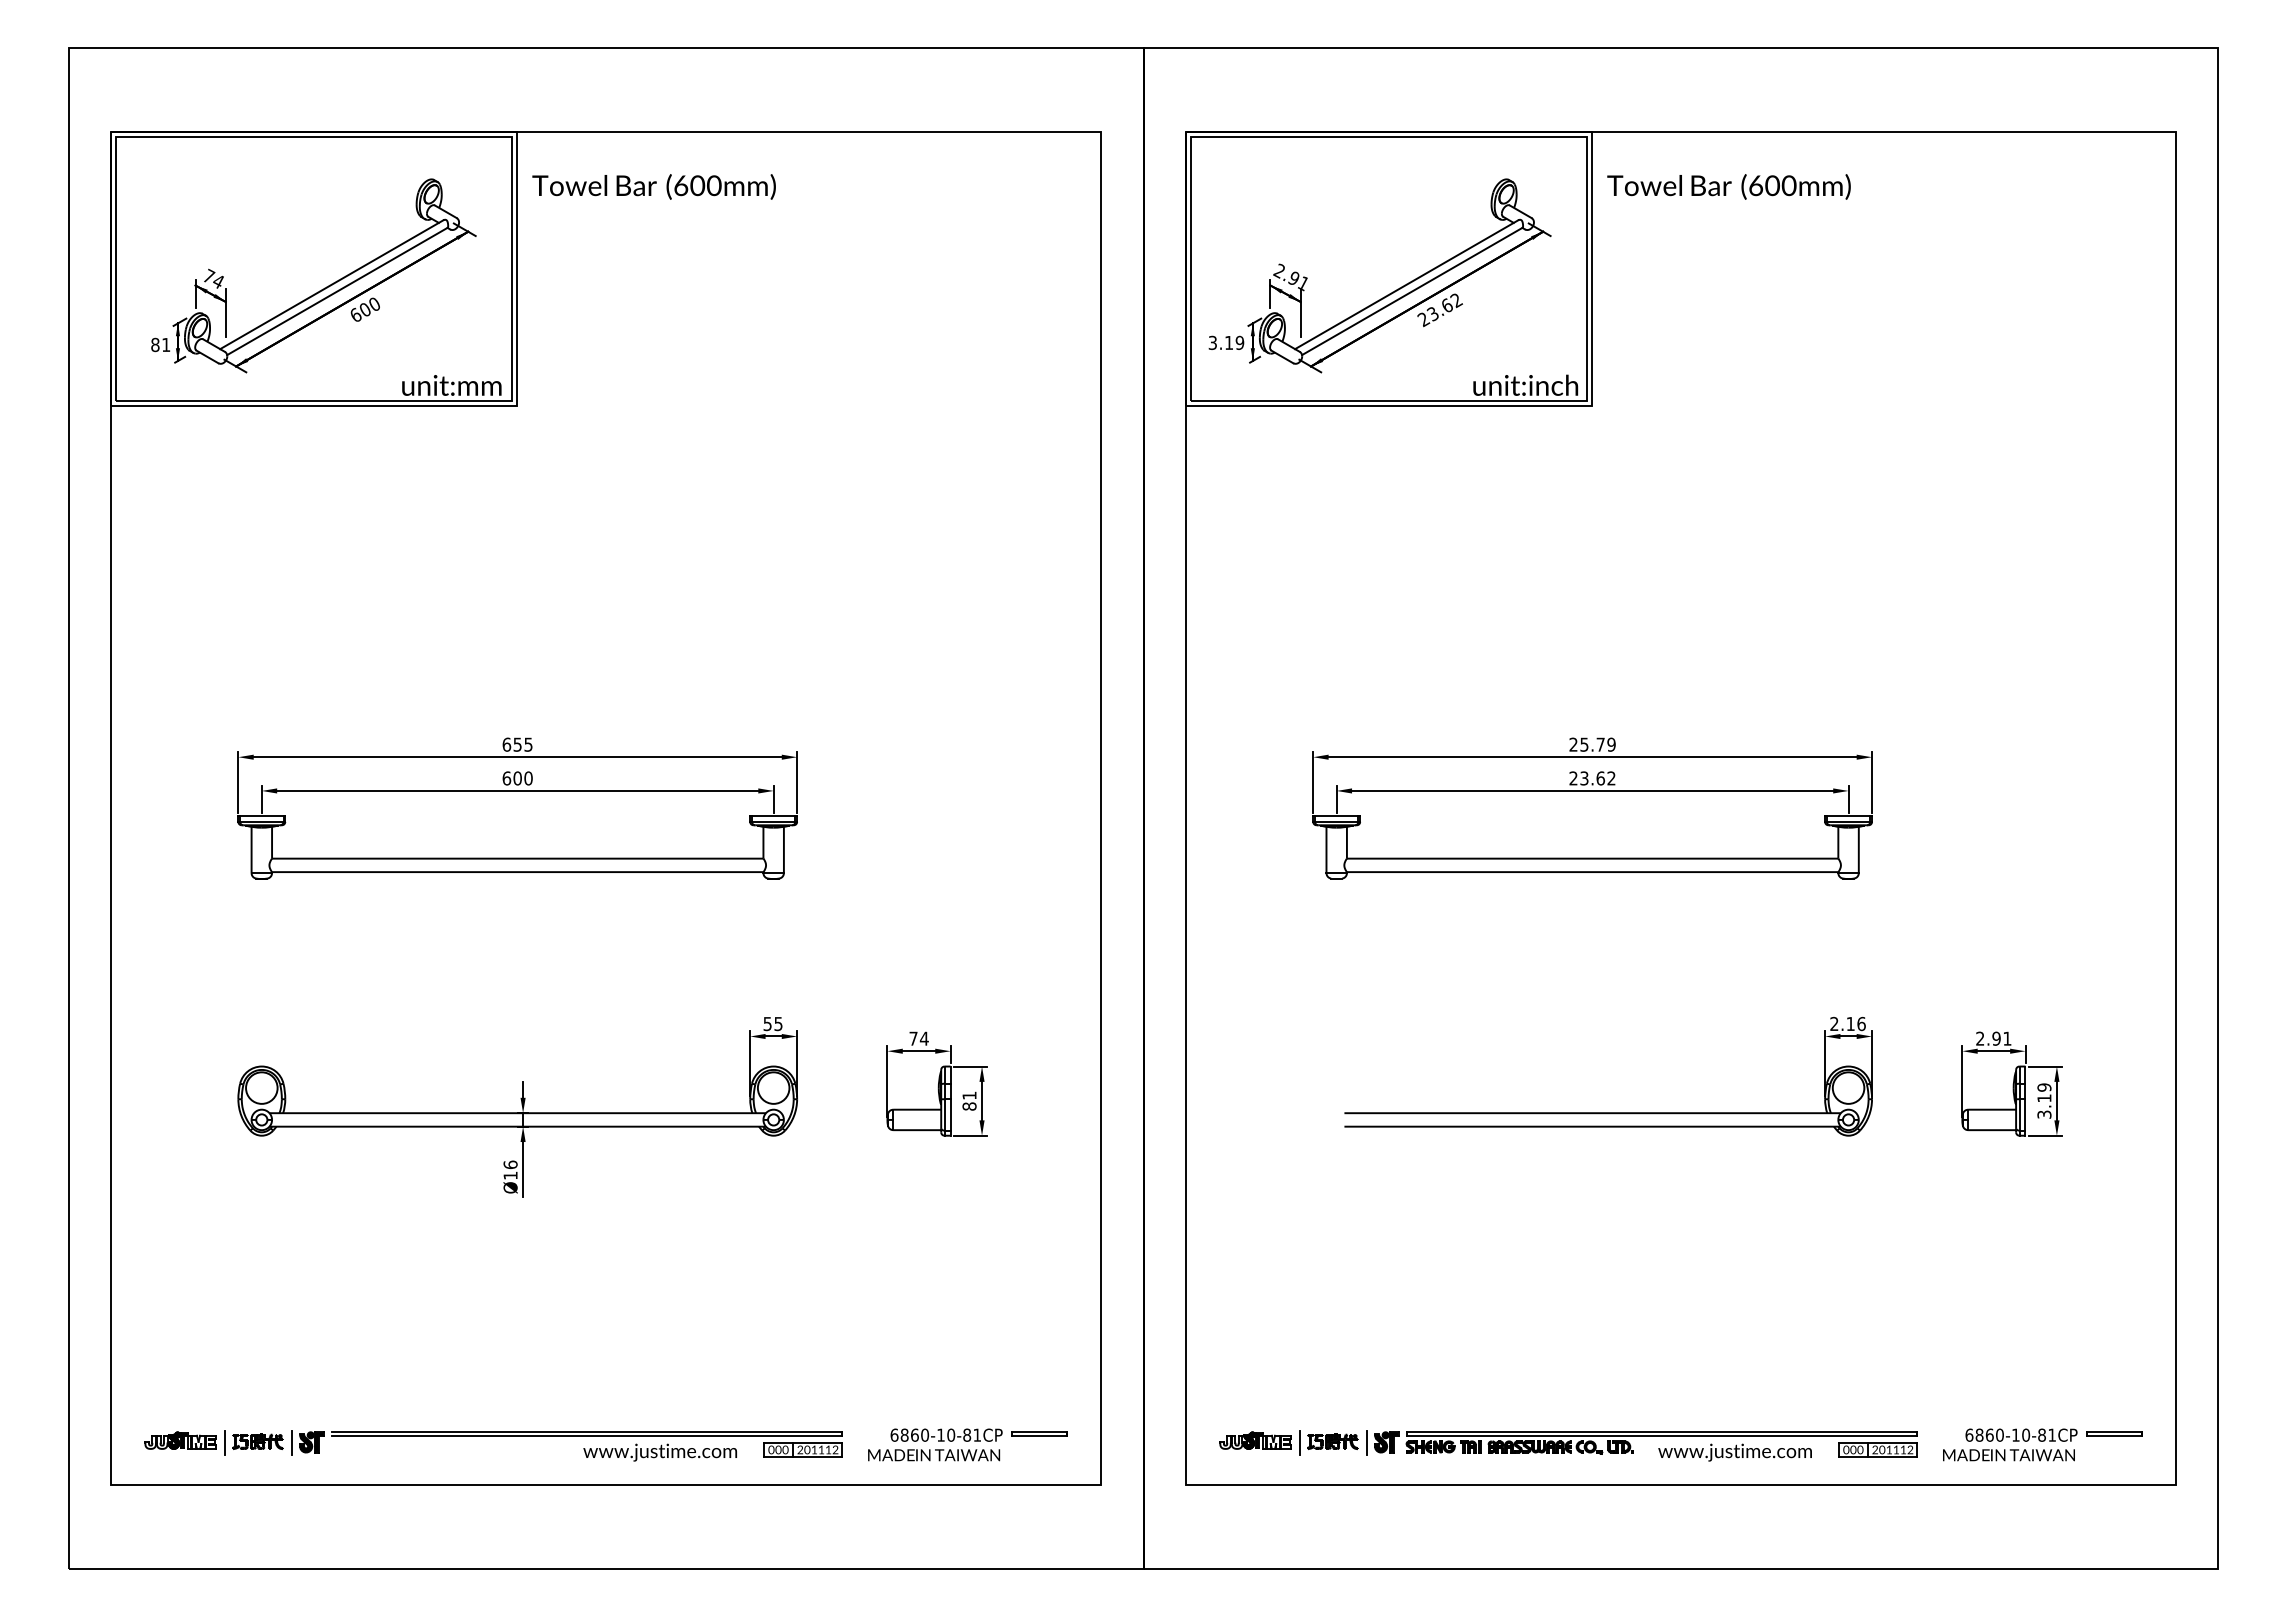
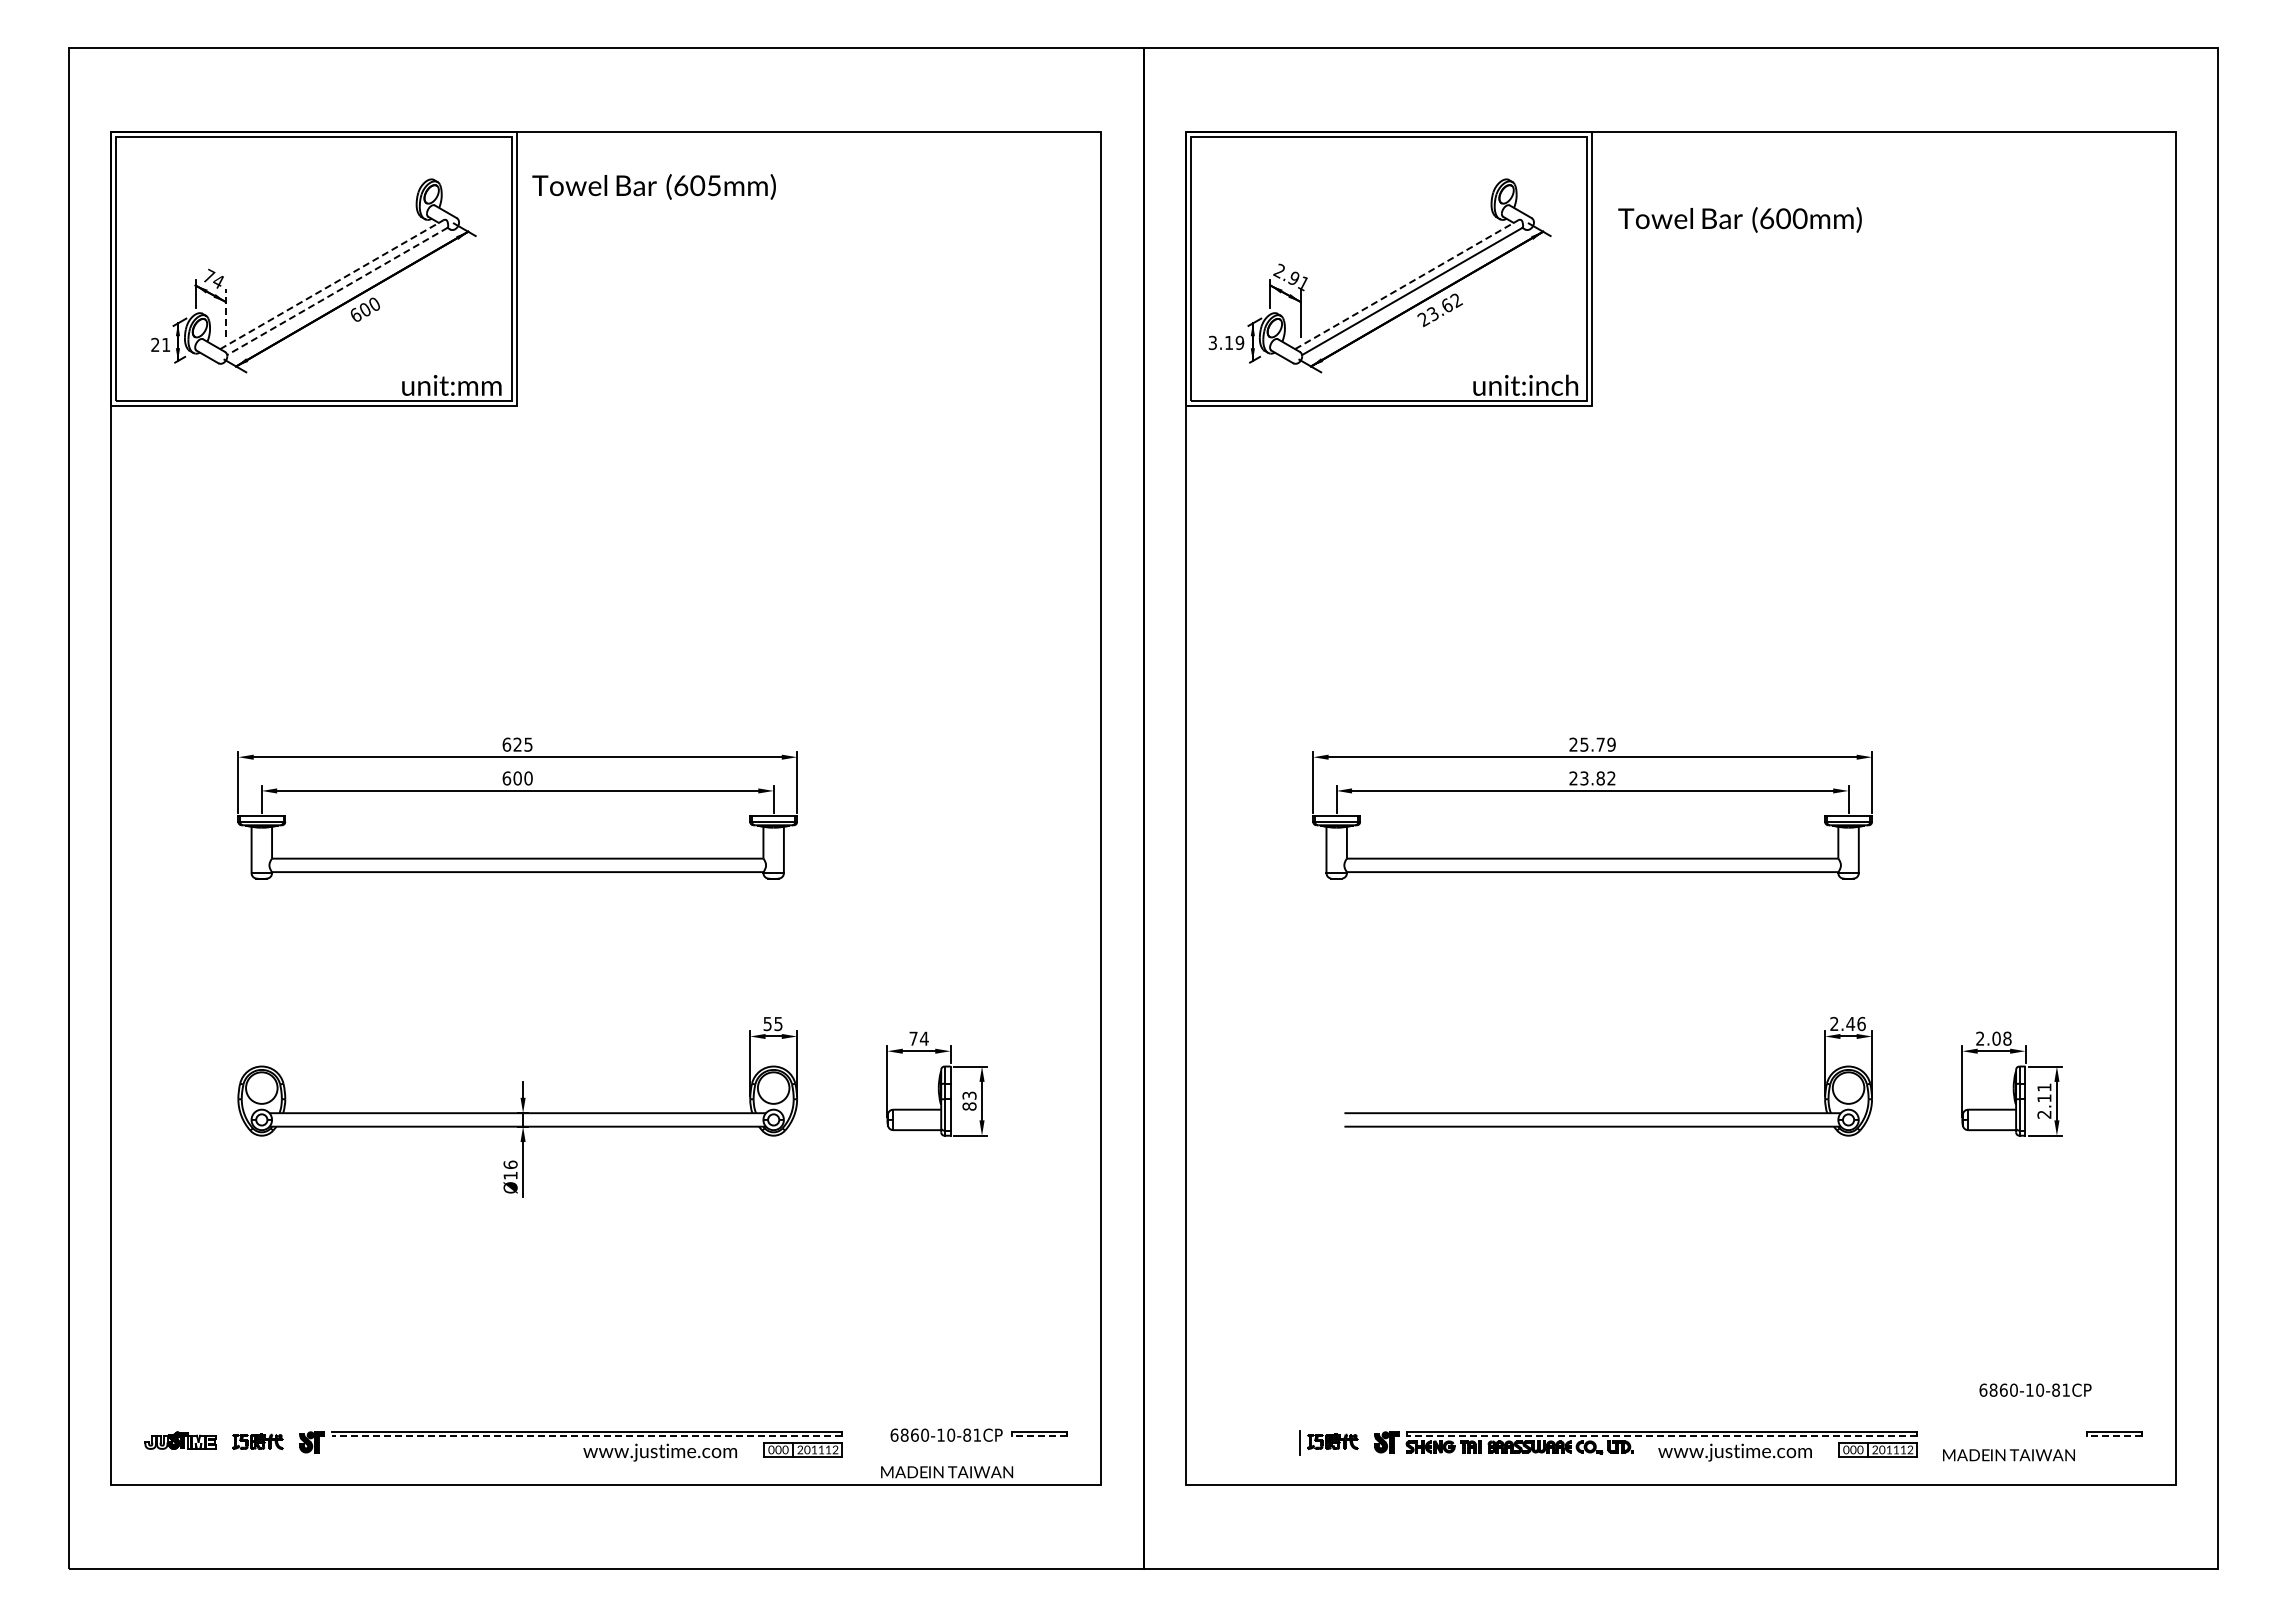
text: (600mm) -> (605mm) (714, 185)
text position: (1728, 186) -> (1739, 219) (1739, 219)
line: solid -> dashed (331, 284)
line: solid -> dashed (1406, 284)
line: solid -> dashed (337, 291)
line: solid -> dashed (225, 312)
text: 81 -> 21 (155, 345)
text: 655 -> 625 (517, 744)
text: 23.62 -> 23.82 (1600, 778)
text: 2.16 -> 2.46 (1850, 1023)
text: 2.91 -> 2.08 (2001, 1038)
text: 81 -> 83 (969, 1095)
text: 3.19 -> 2.11 (2044, 1100)
text position: (2021, 1434) -> (2035, 1389) (2035, 1389)
line: solid -> dashed (586, 1436)
line: solid -> dashed (1038, 1436)
line: solid -> dashed (1661, 1436)
line: solid -> dashed (2113, 1436)
part: present -> none (1255, 1440)
line: present -> none (224, 1442)
line: present -> none (291, 1442)
line: present -> none (1366, 1442)
text position: (934, 1455) -> (947, 1472) (947, 1472)
